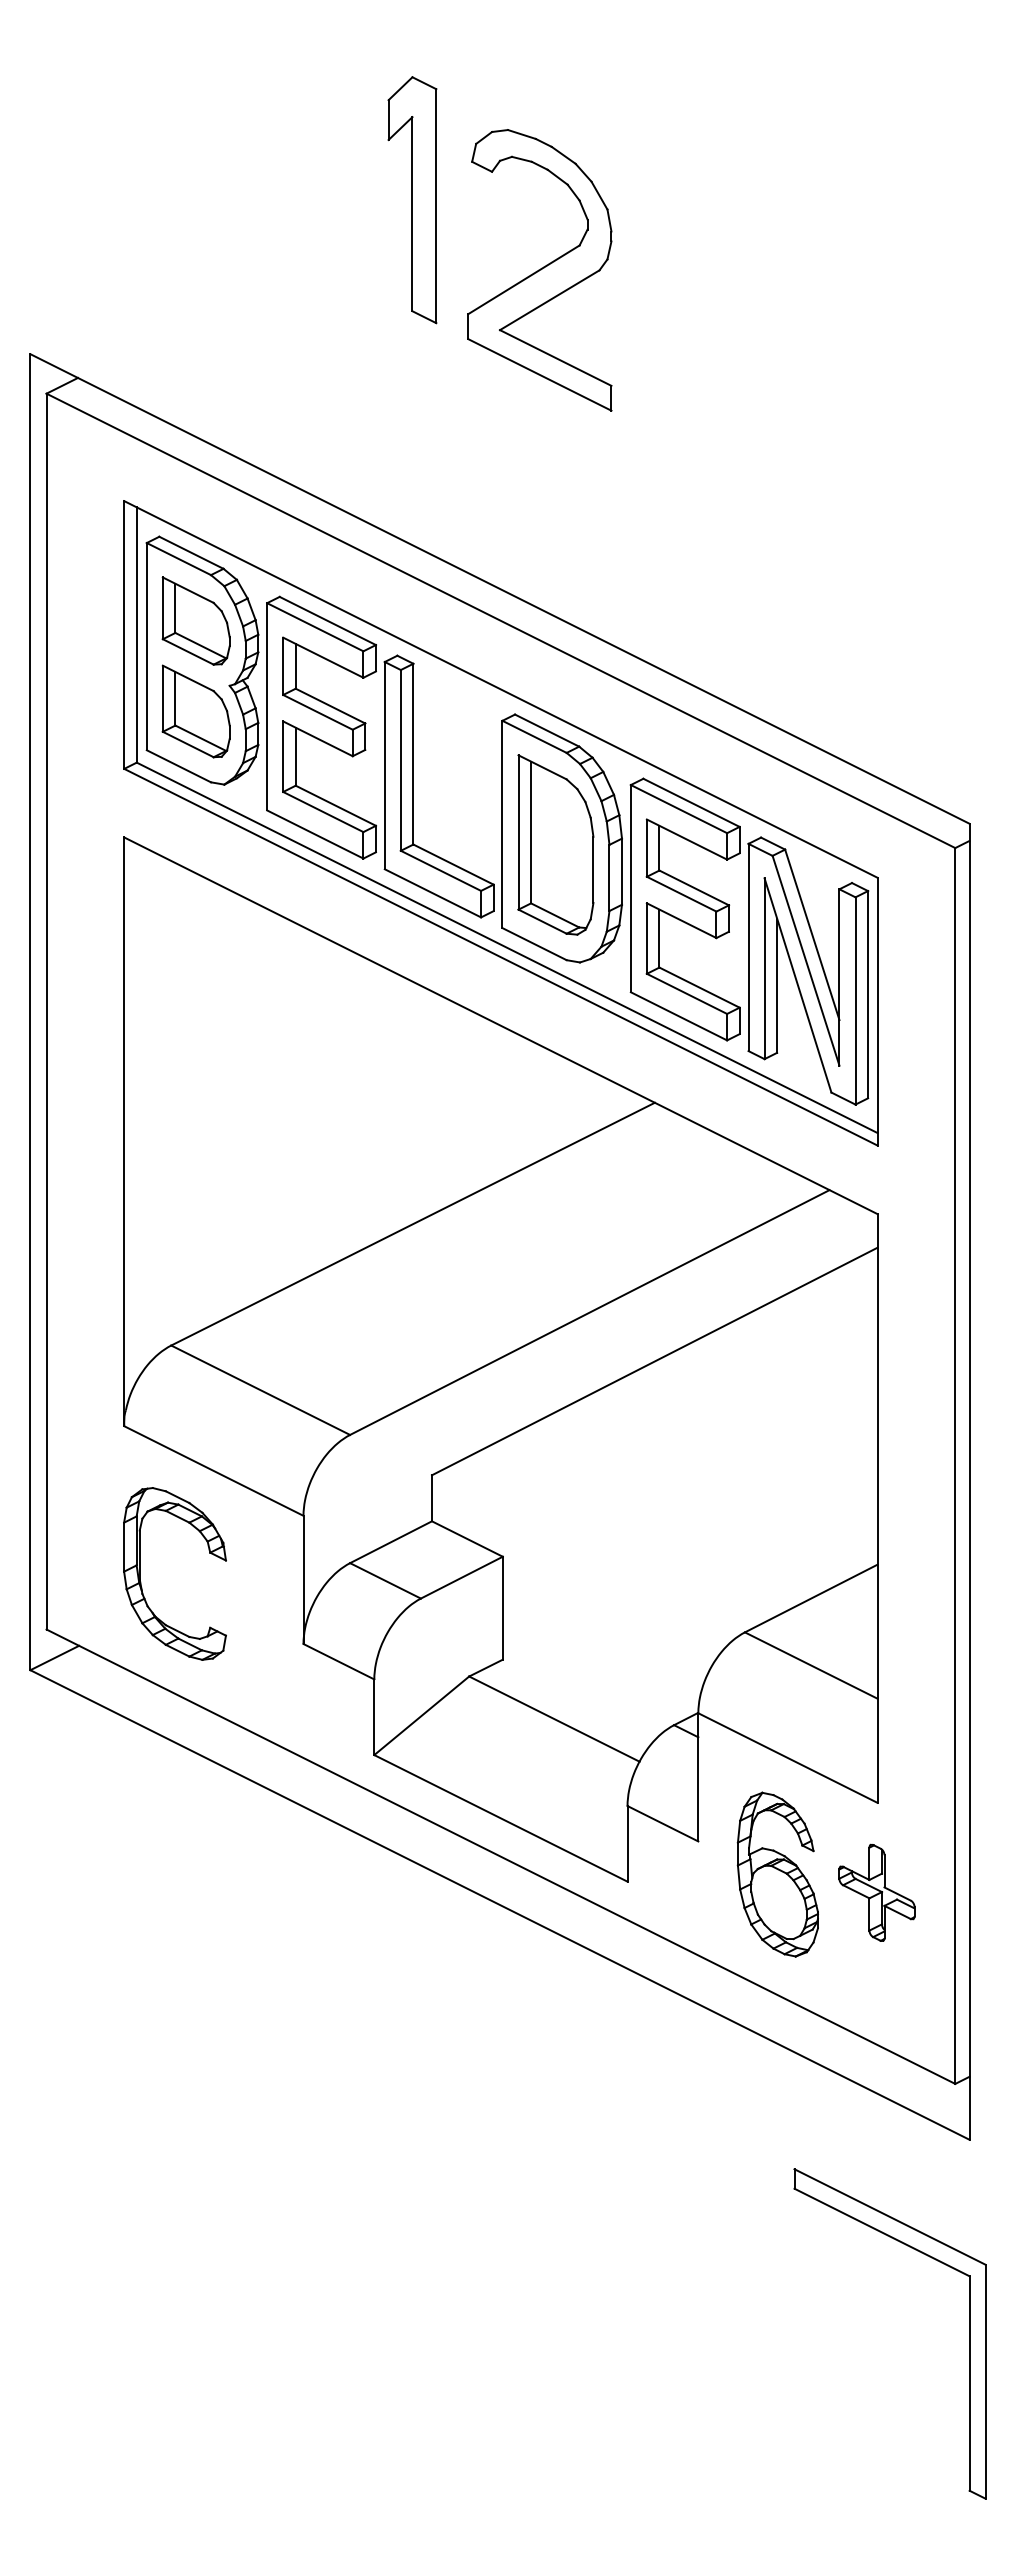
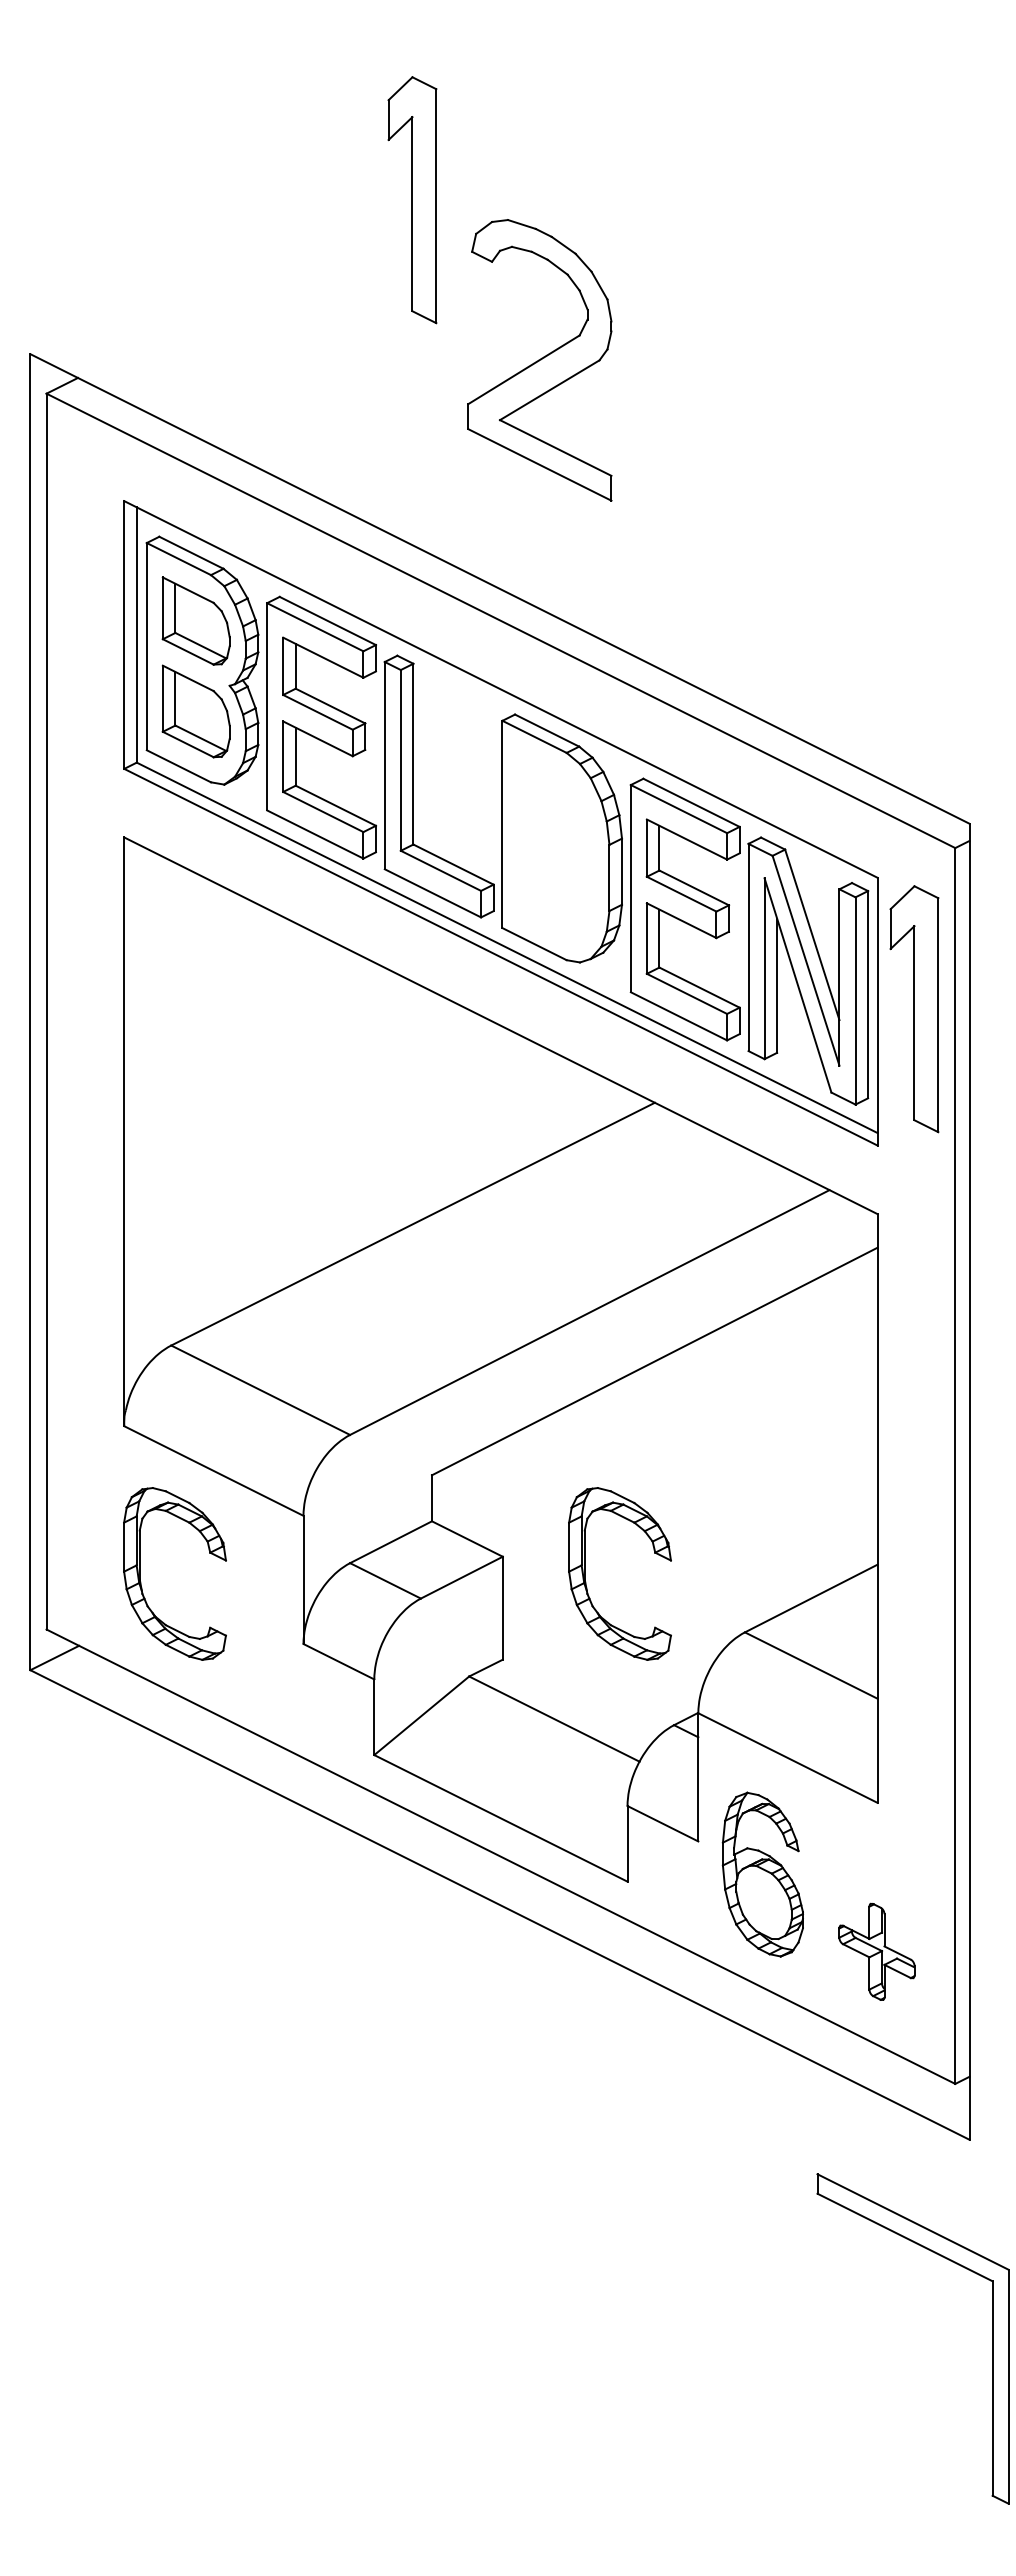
part position: (539, 270) -> (539, 360) (539, 360)
part: present -> none (555, 844)
part: none -> present (914, 1009)
part: none -> present (585, 1573)
part position: (777, 1874) -> (762, 1874) (762, 1874)
part position: (876, 1892) -> (876, 1951) (876, 1951)
part position: (969, 2333) -> (992, 2338) (992, 2338)
